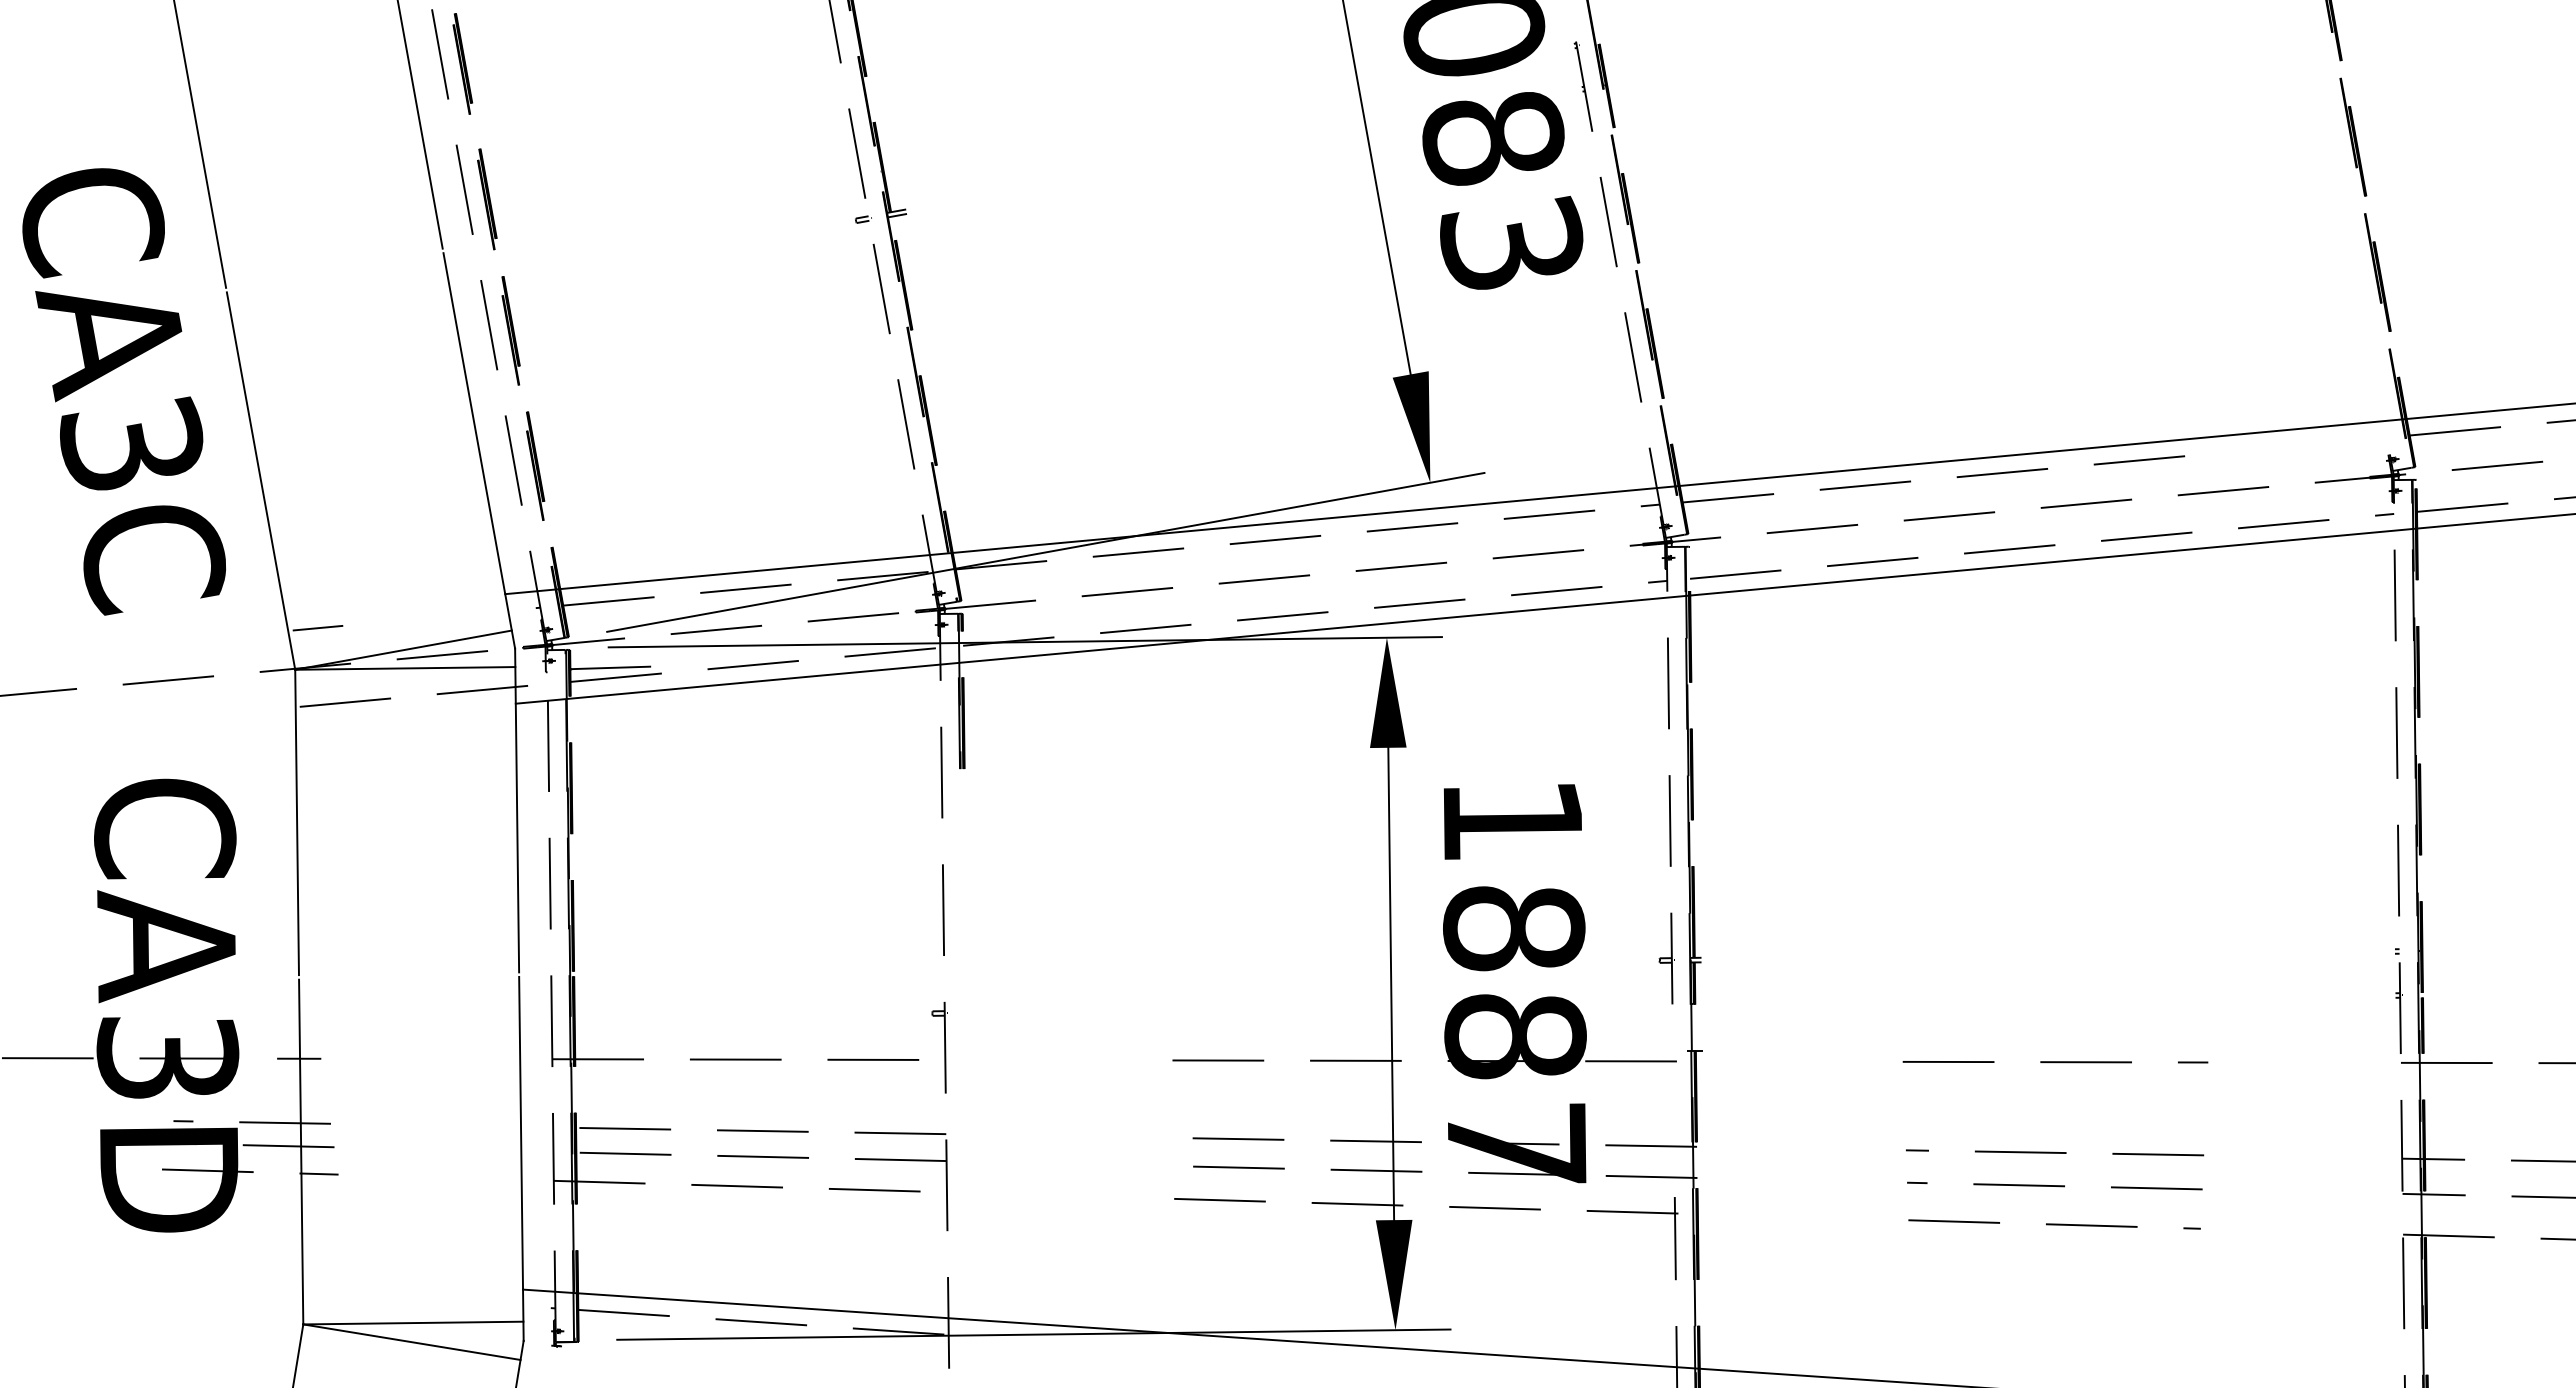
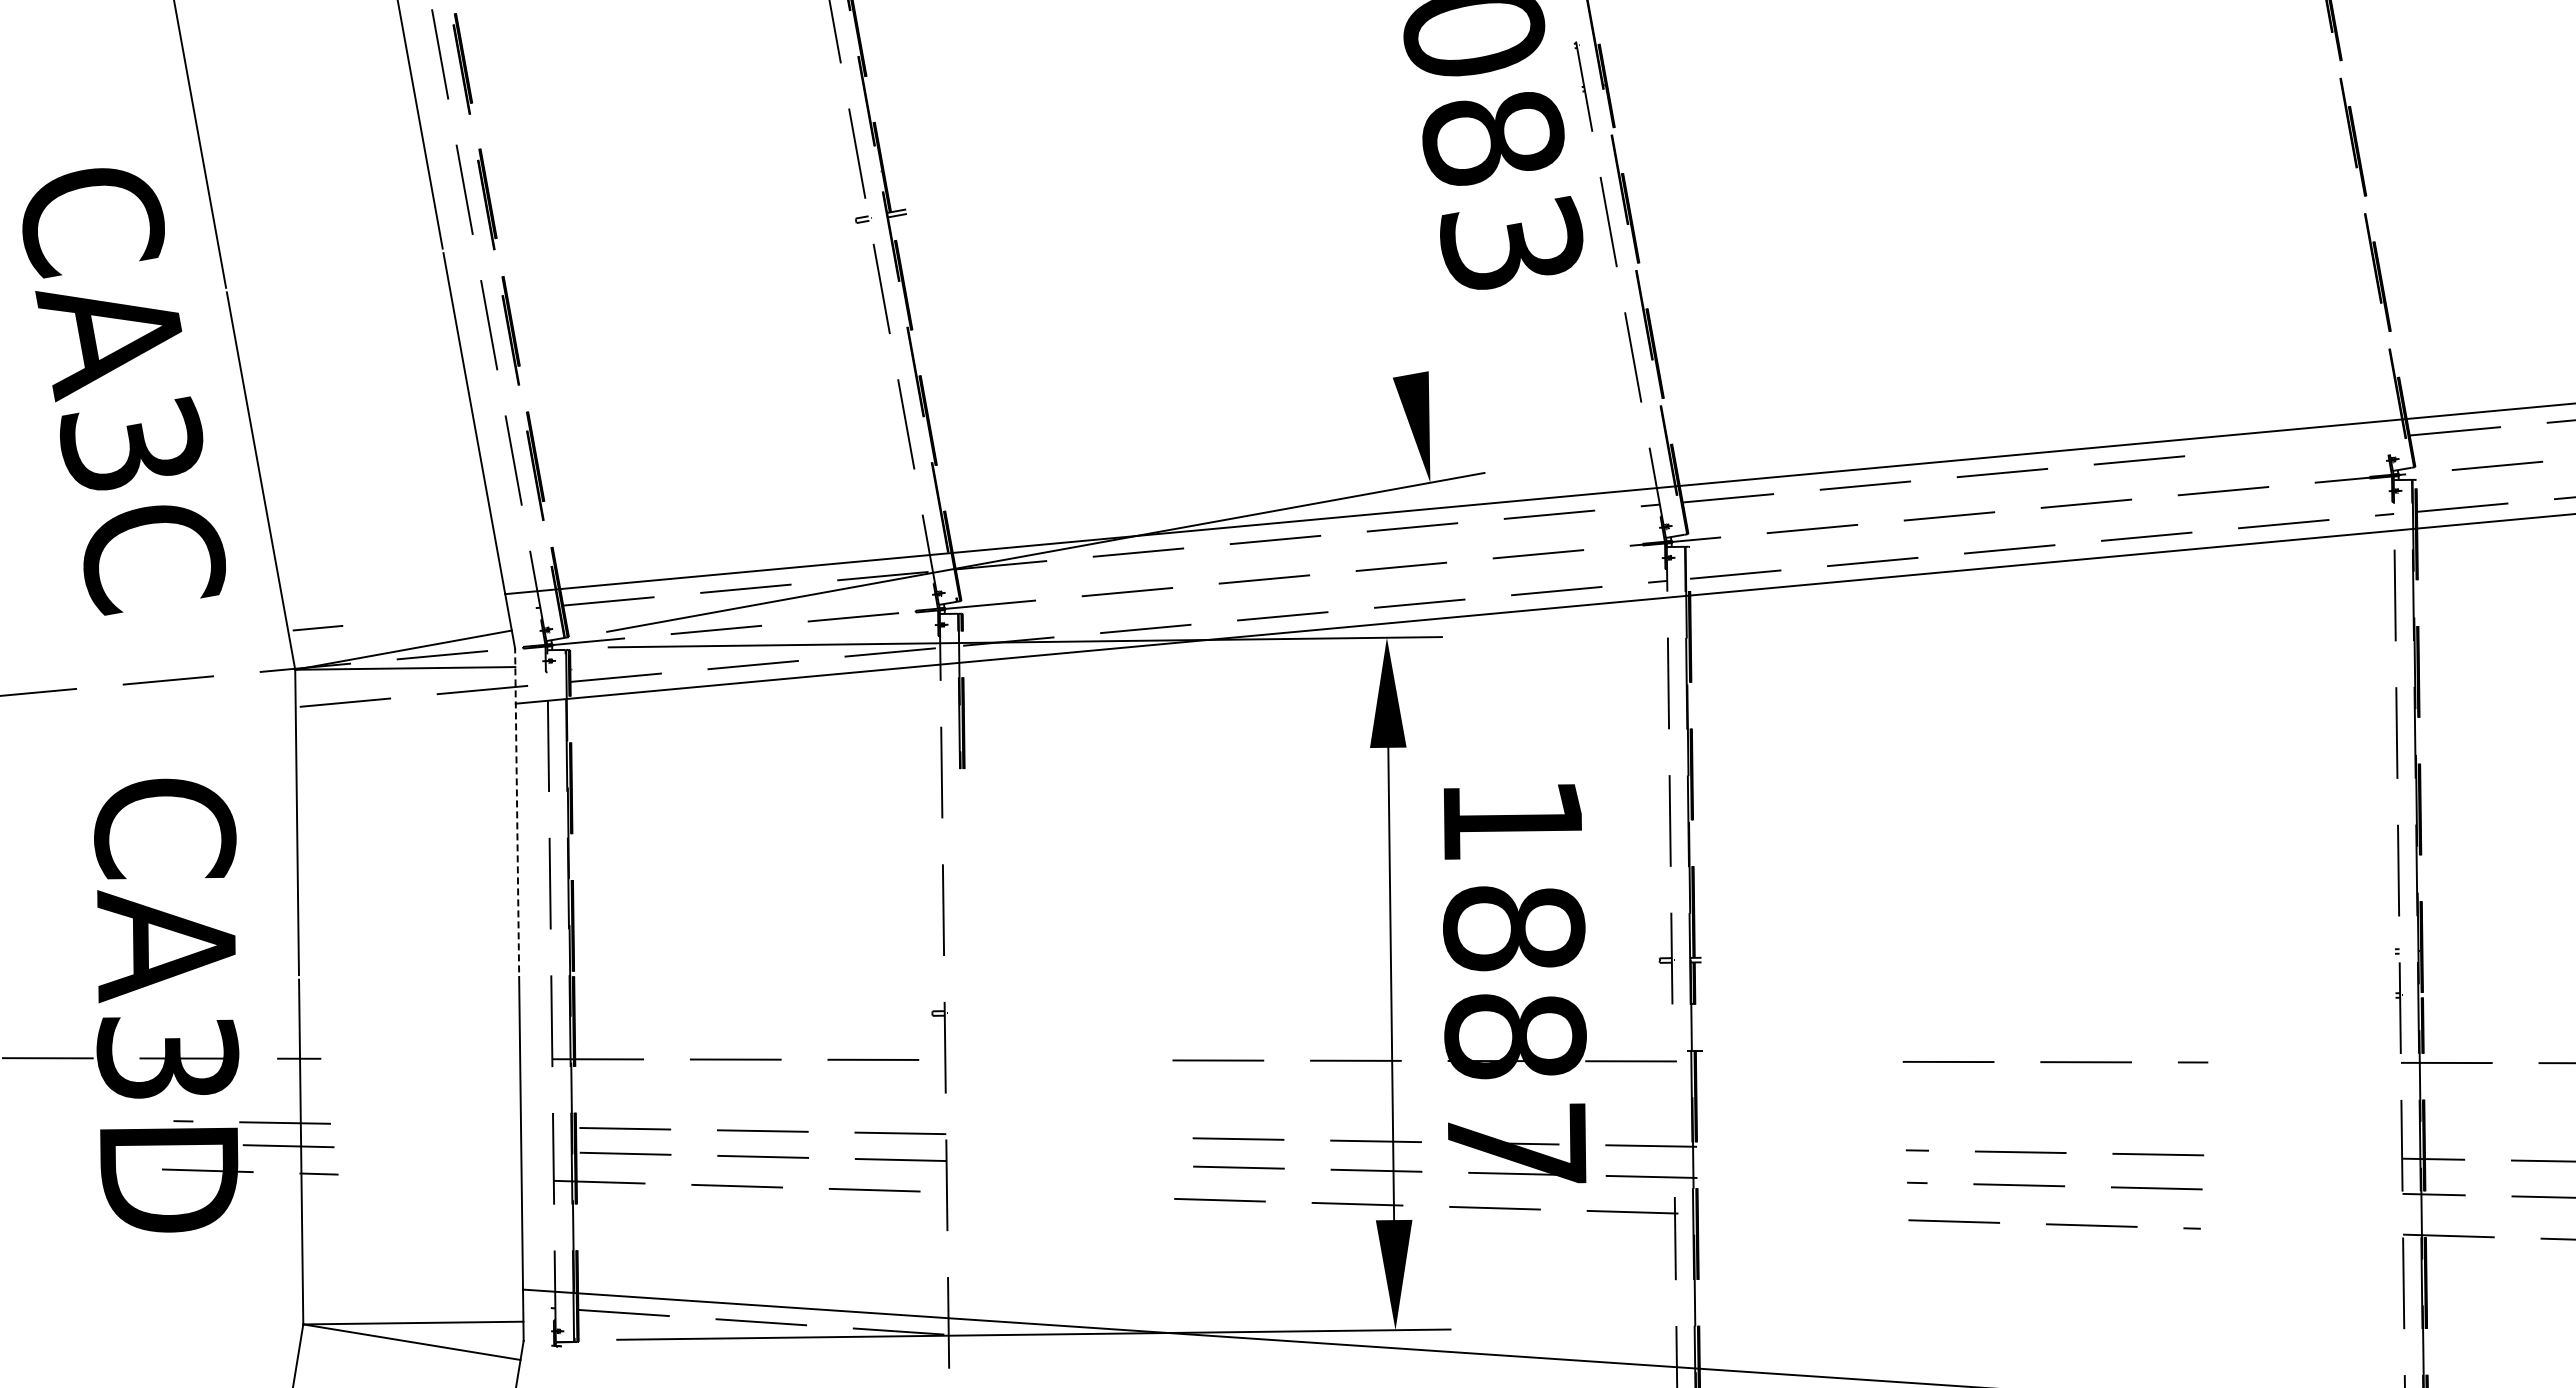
line: present -> none (1376, 188)
line: present -> none (610, 667)
line: solid -> dashed (517, 810)
